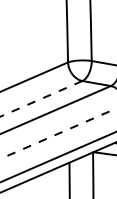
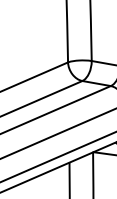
line: dashed -> solid (41, 98)
line: dashed -> solid (58, 133)
